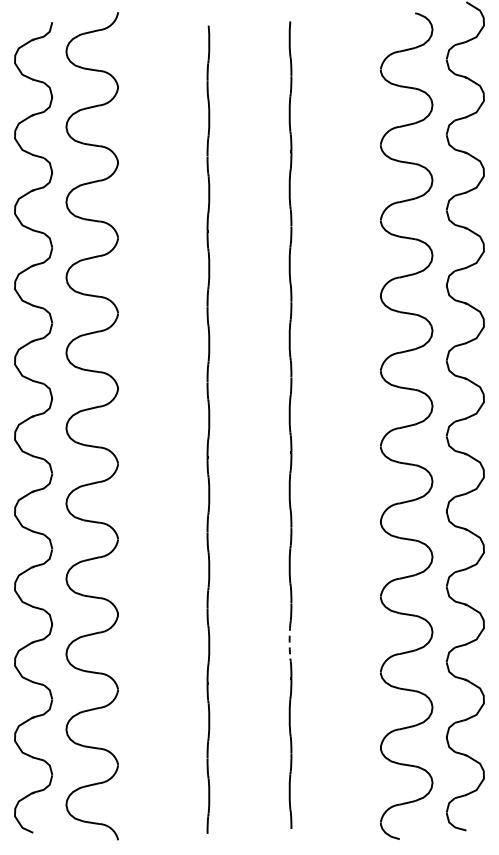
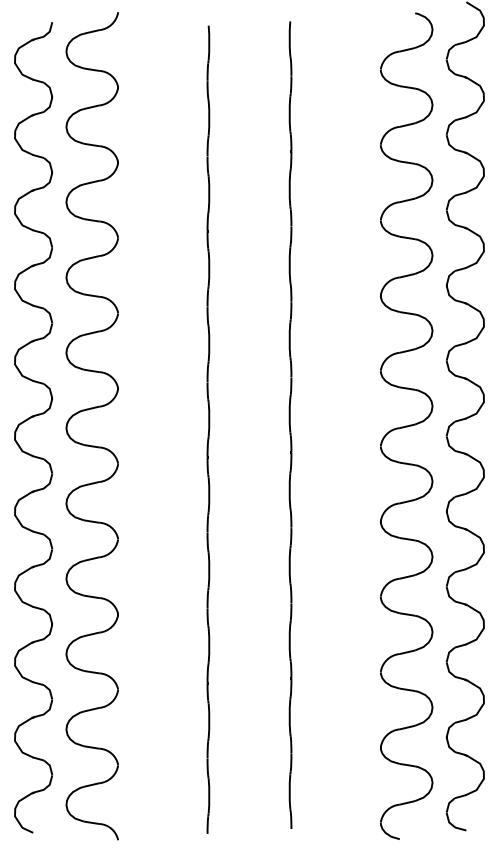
arc: dashed -> solid (289, 641)
